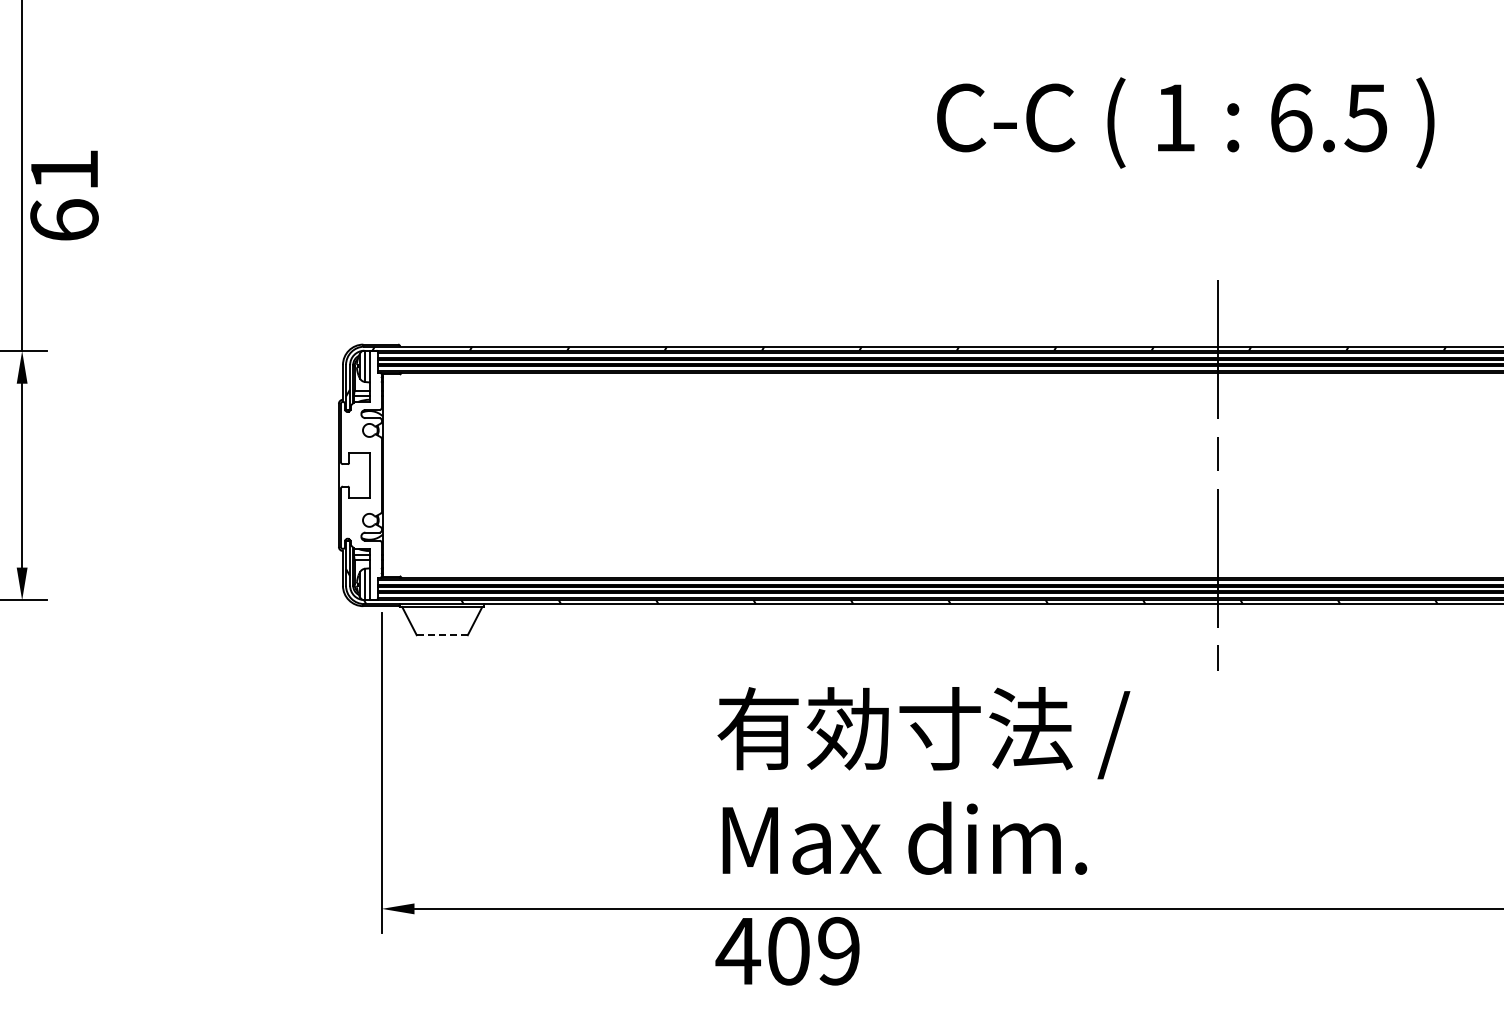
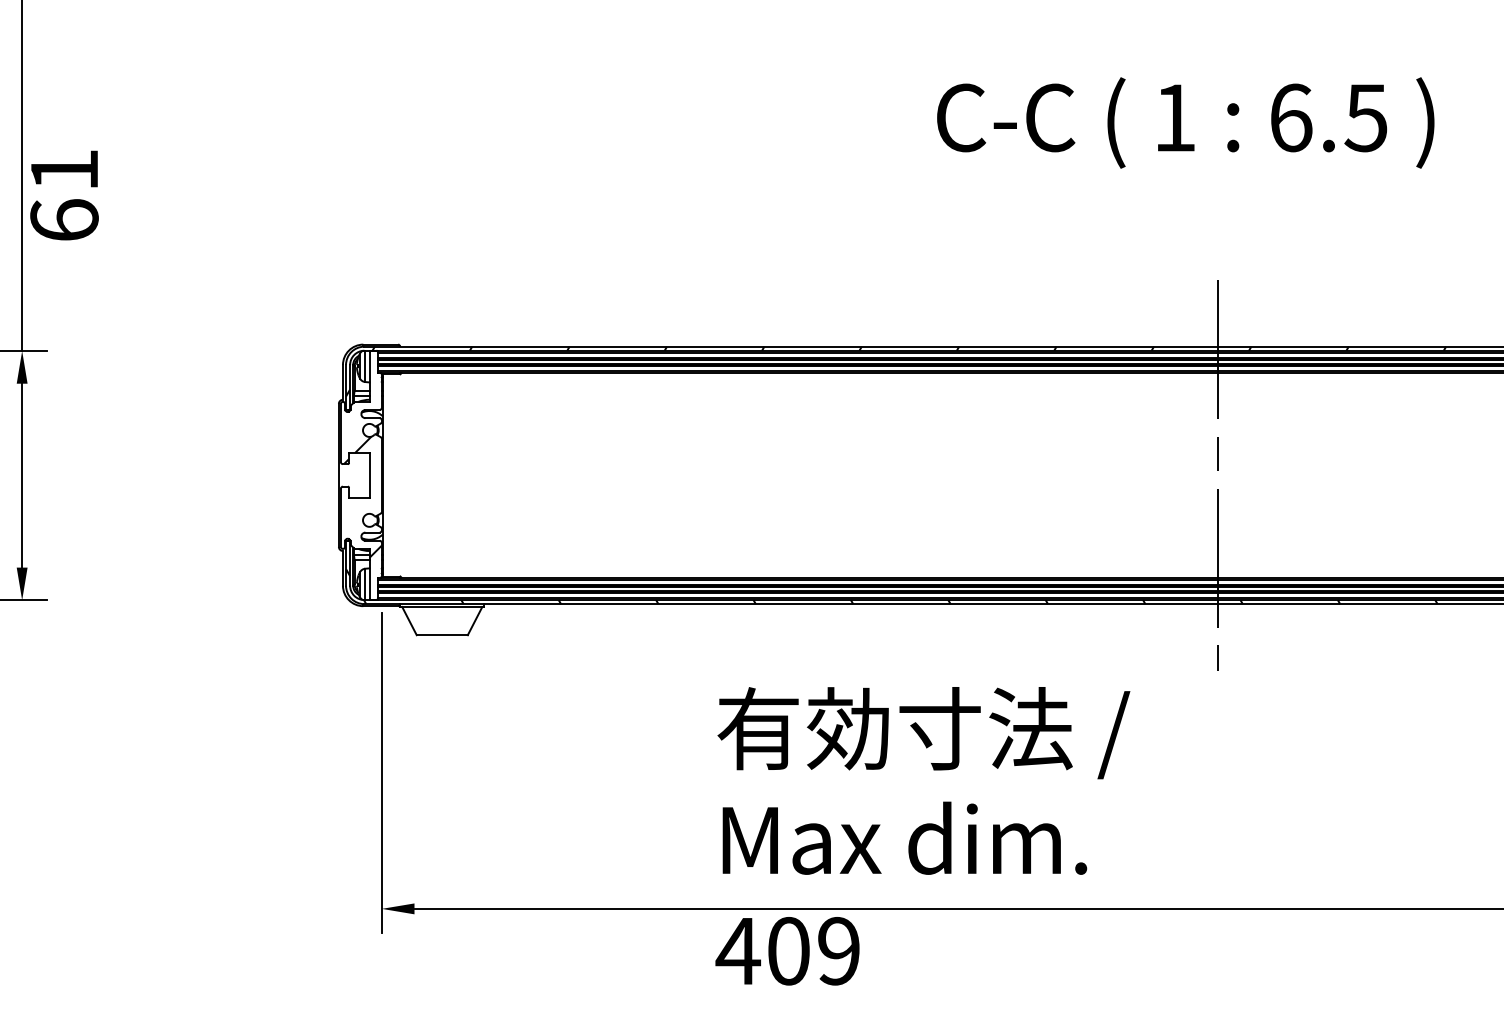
hatch: none -> present (362, 495)
line: dashed -> solid (442, 635)
